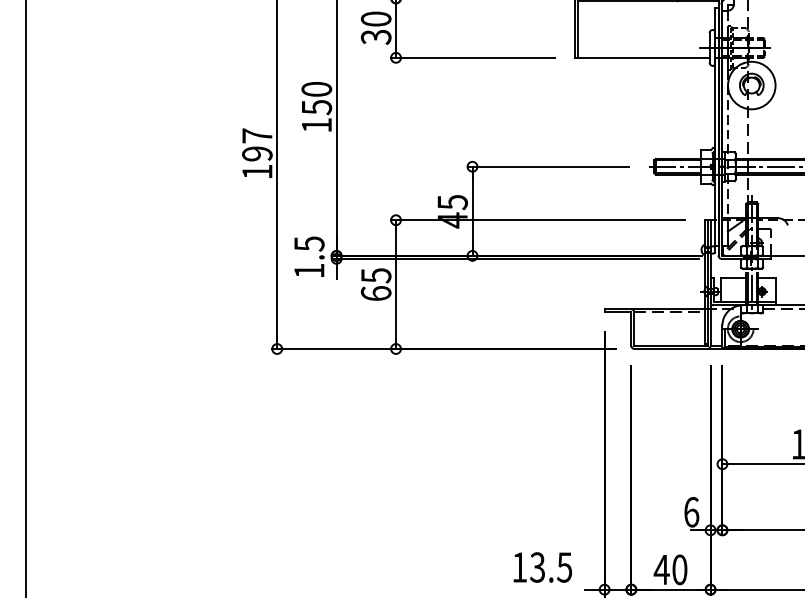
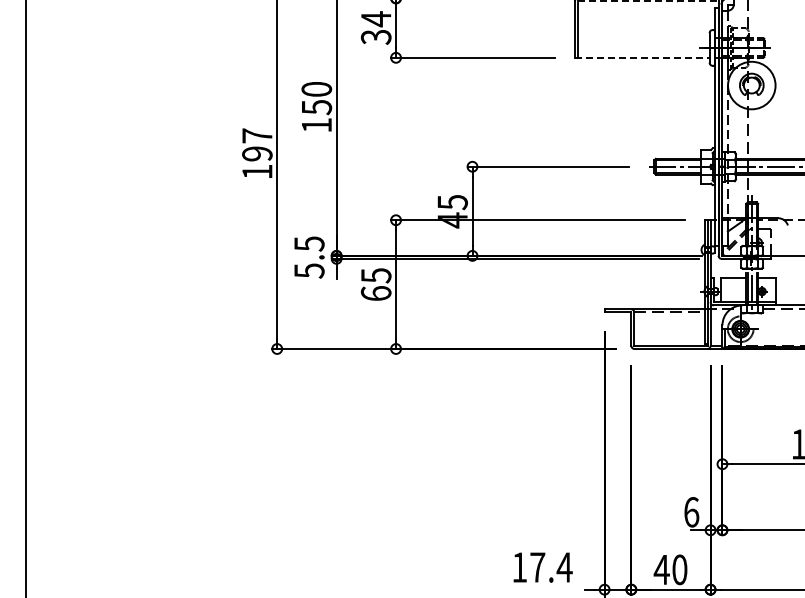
line: solid -> dashed (648, 1)
text: 30 -> 34 (375, 19)
line: solid -> dashed (642, 57)
text: 1.5 -> 5.5 (309, 270)
text: 13.5 -> 17.4 (551, 567)
